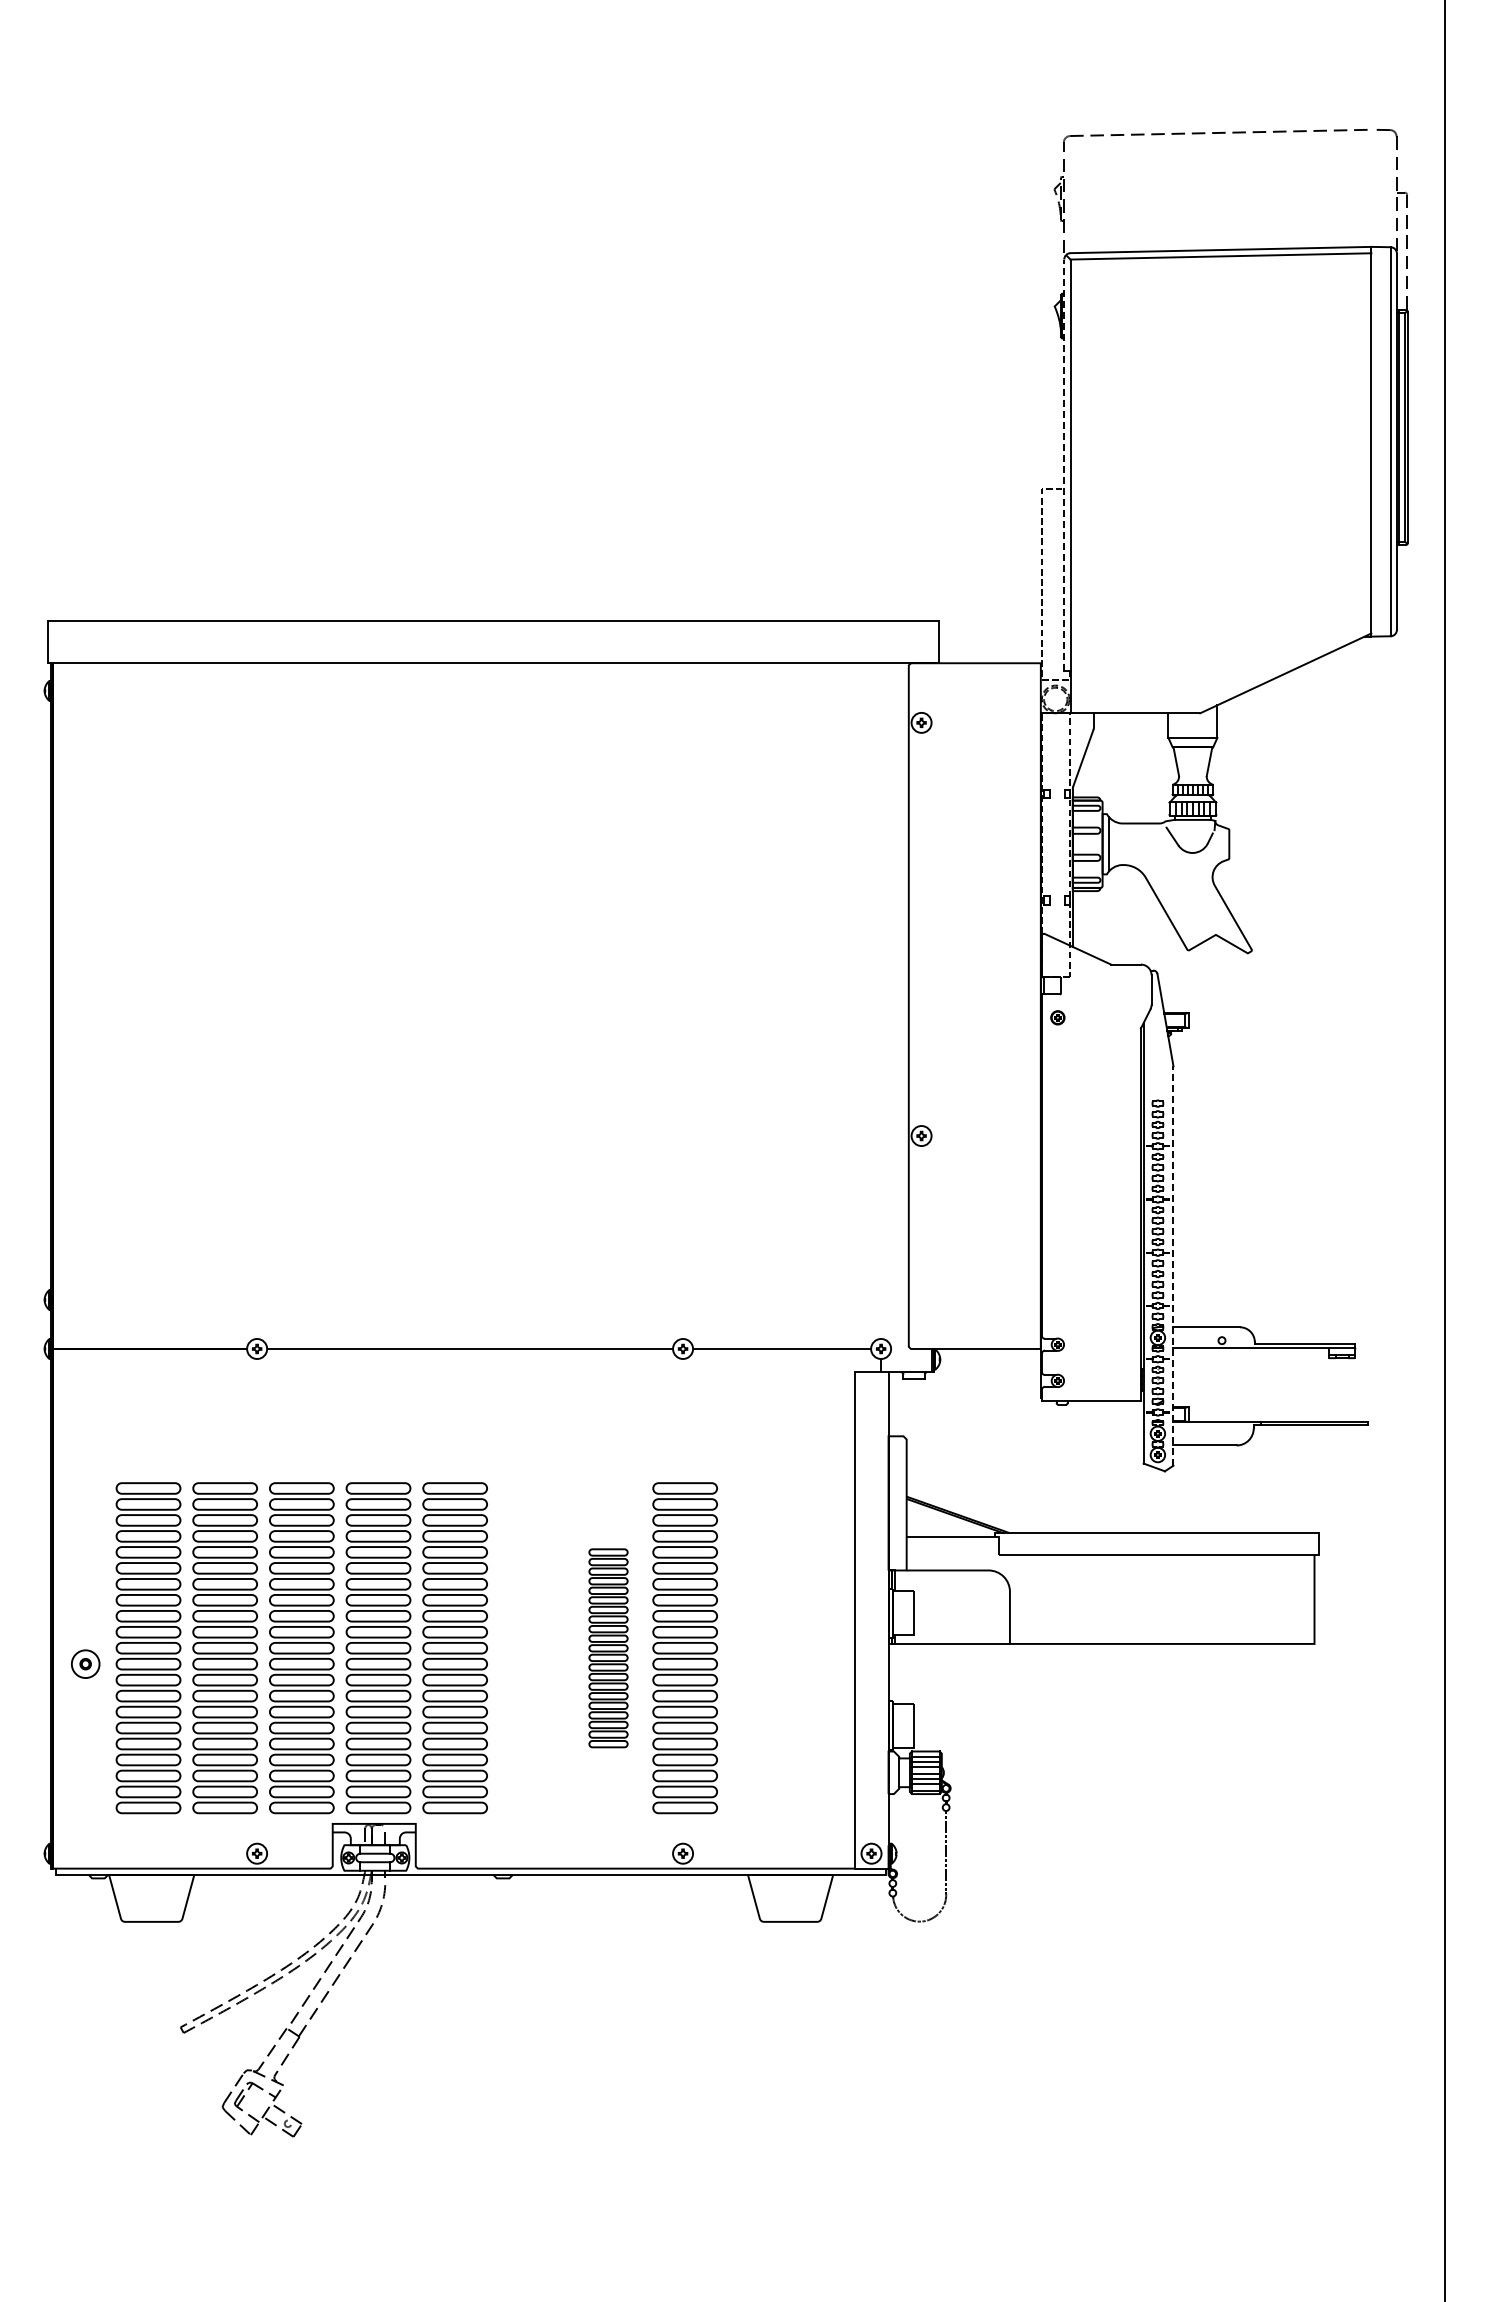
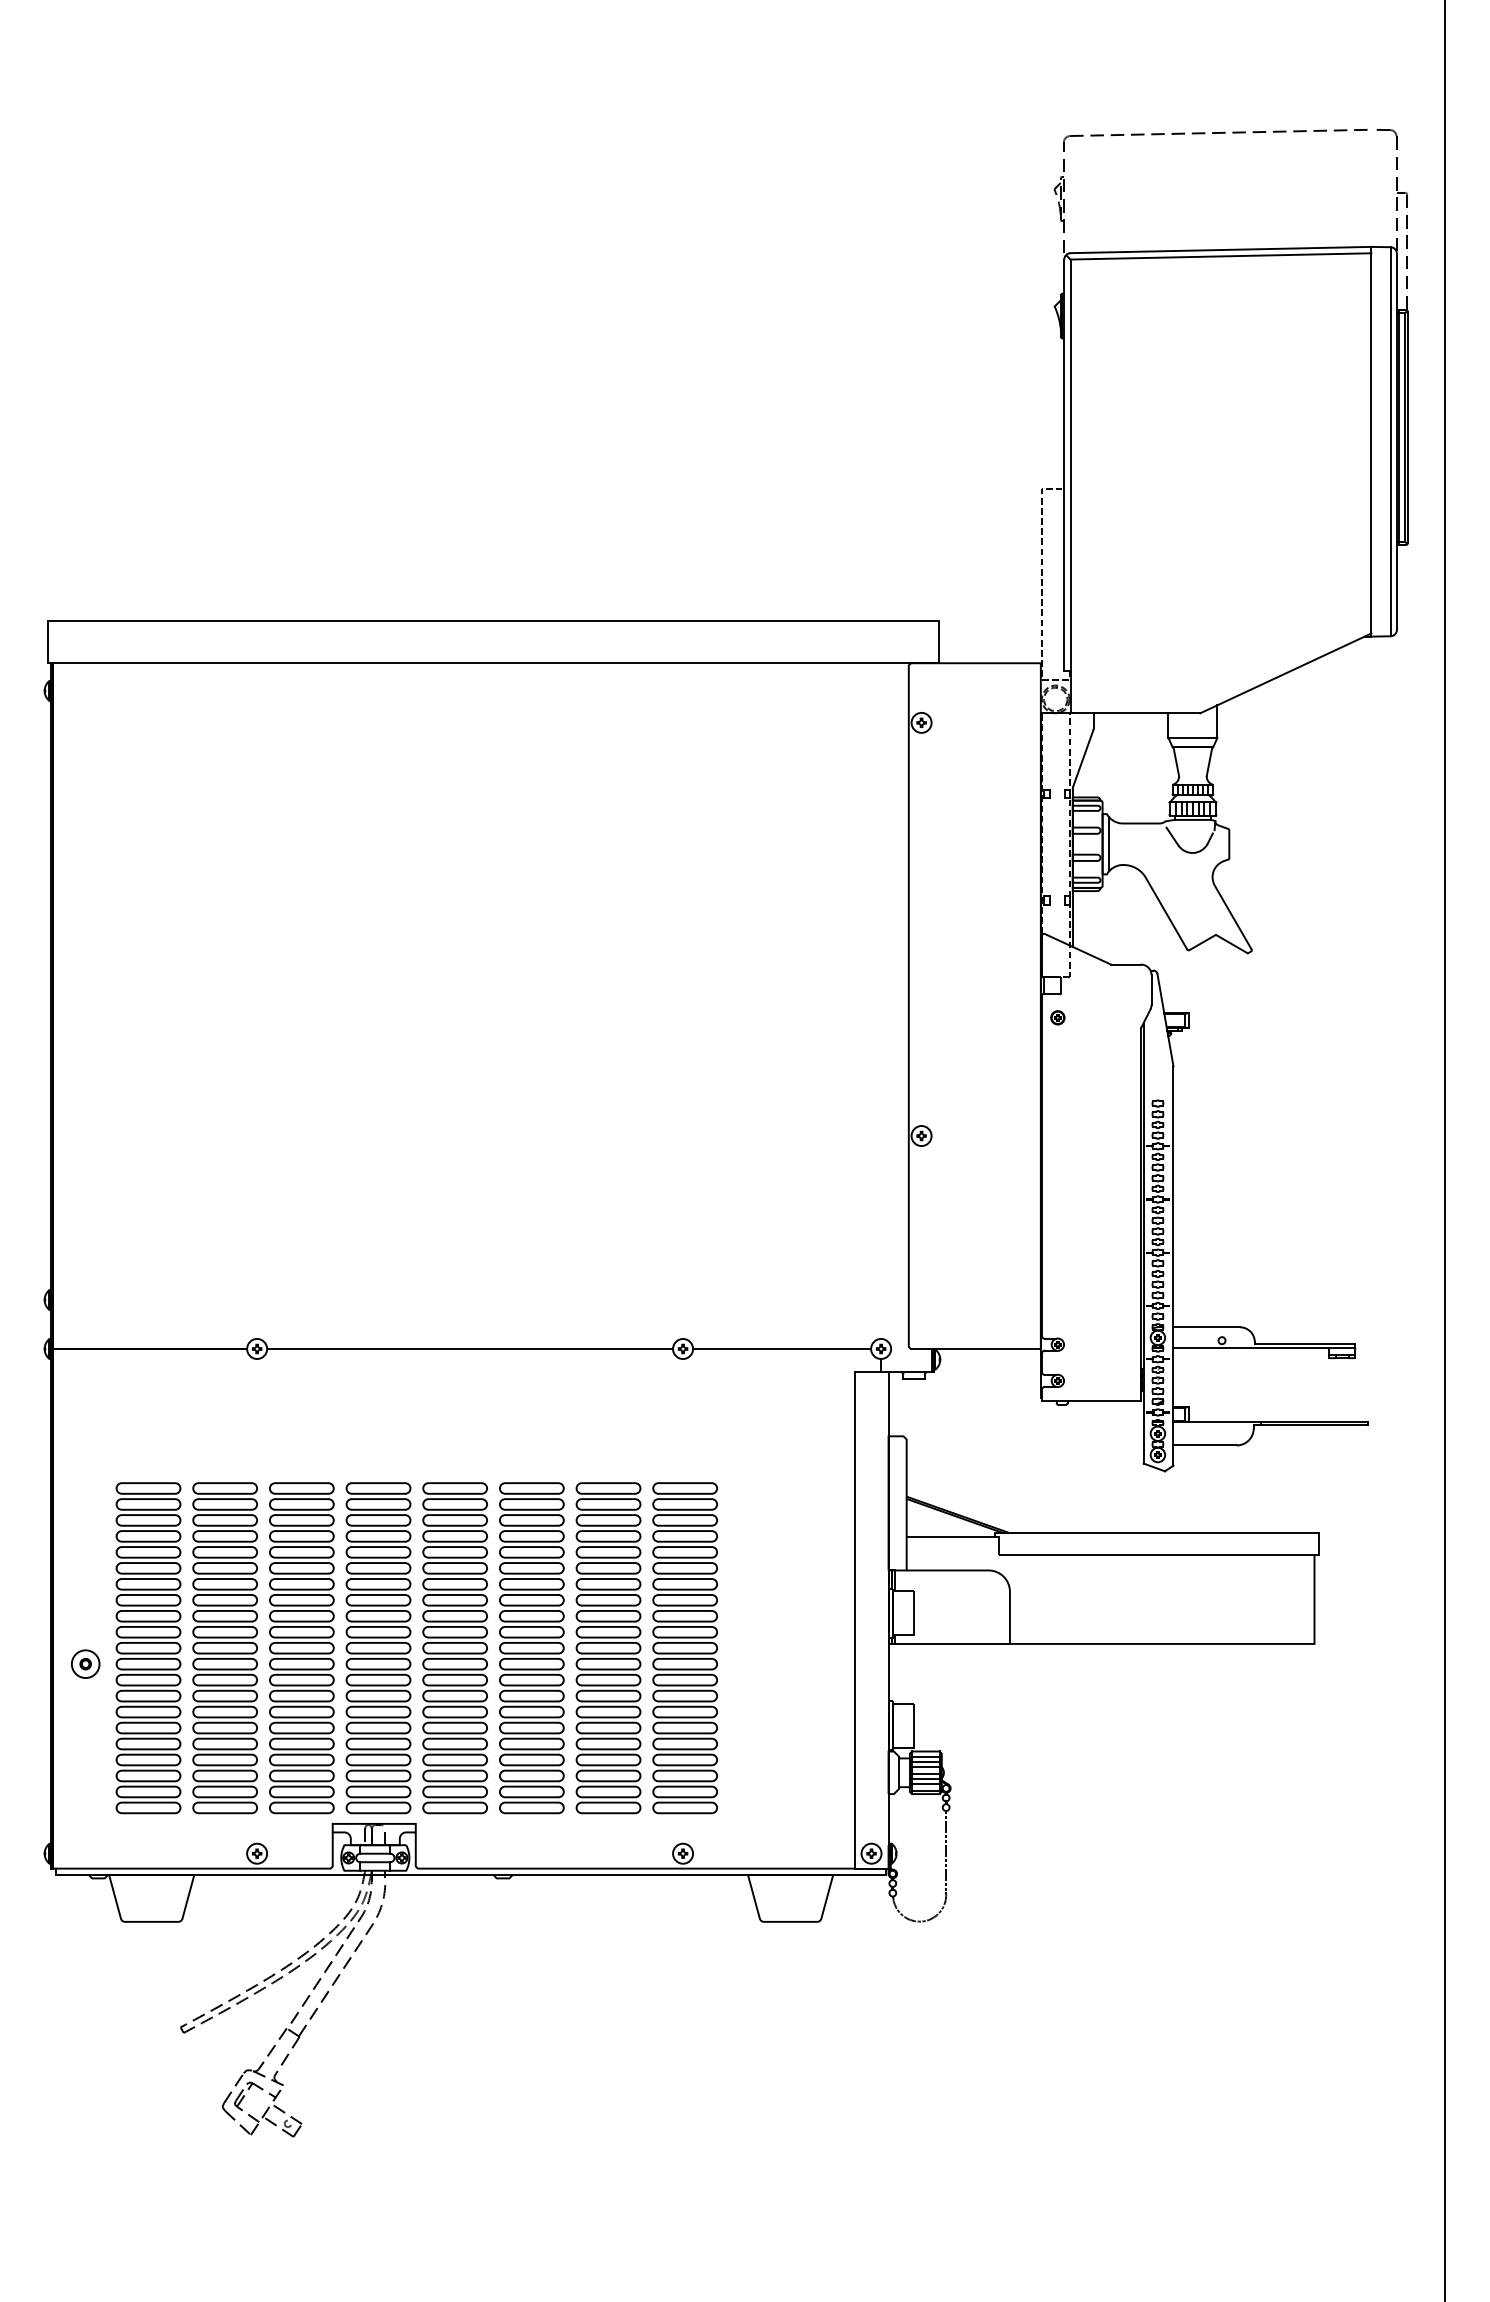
line: dashed -> solid (1064, 465)
line: dashed -> solid (1173, 1266)
part: none -> present (531, 1648)
part size: 41x201 px -> 67x333 px (608, 1648)
